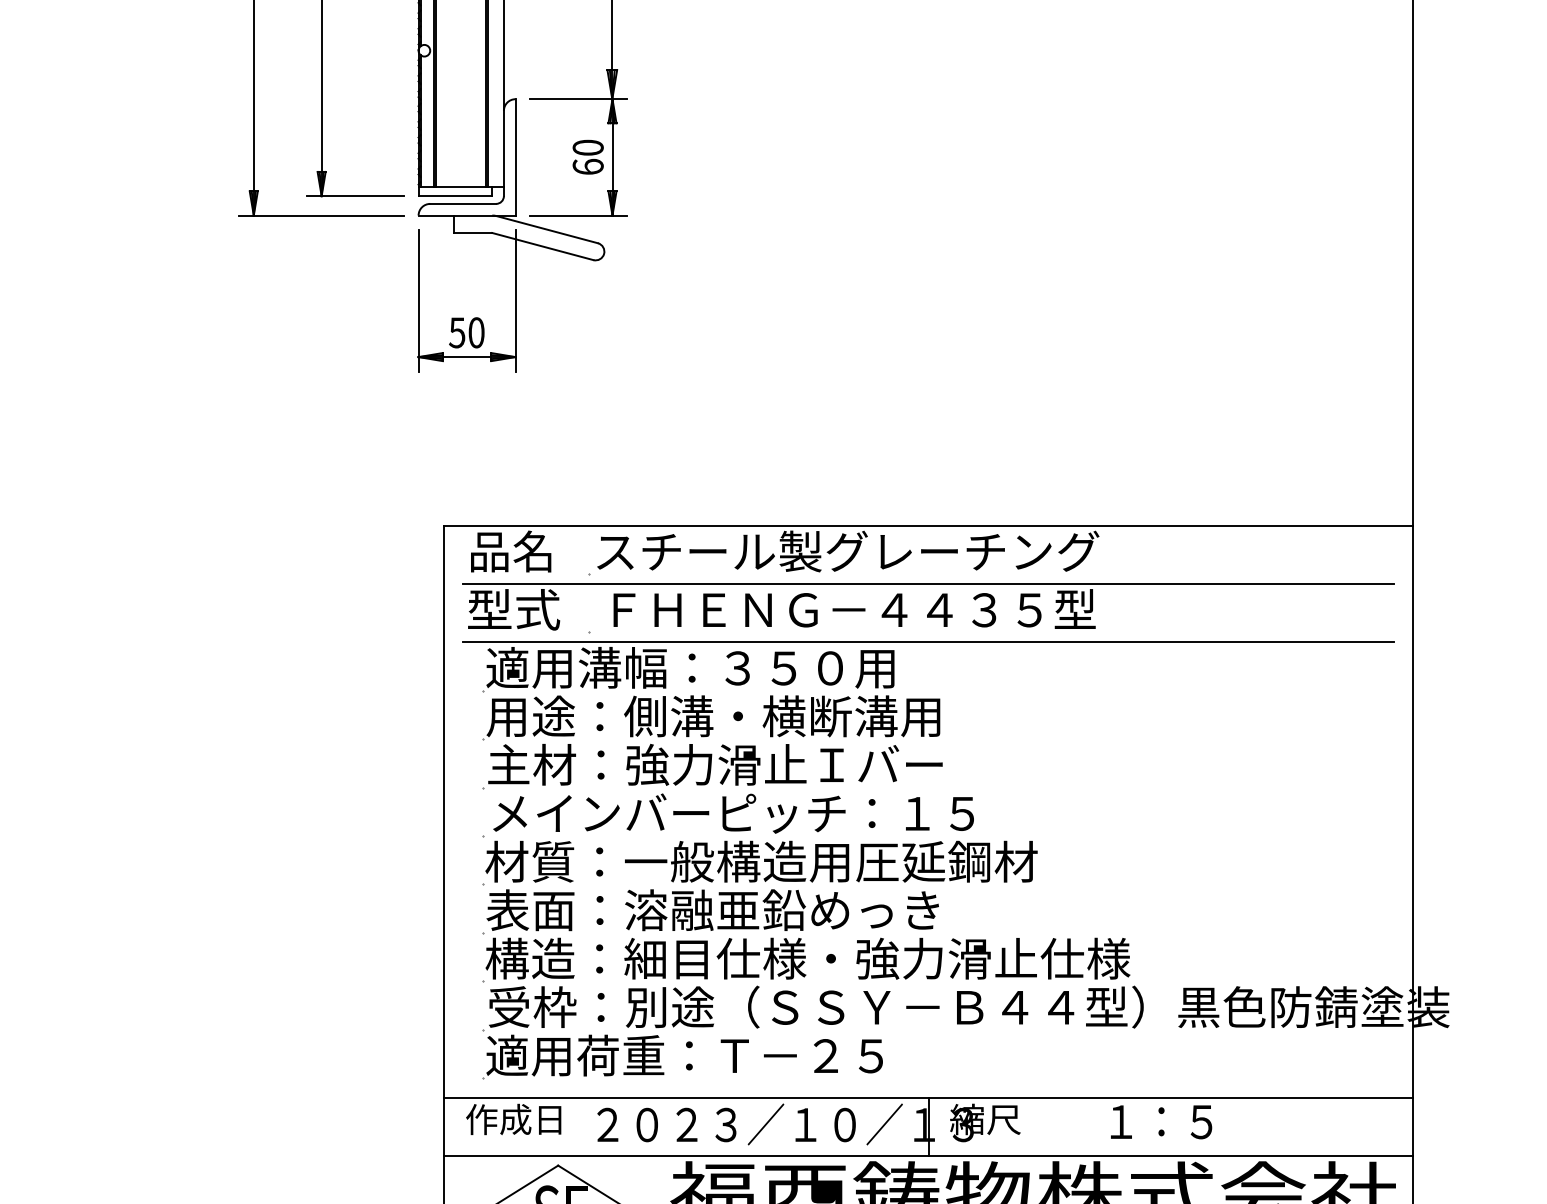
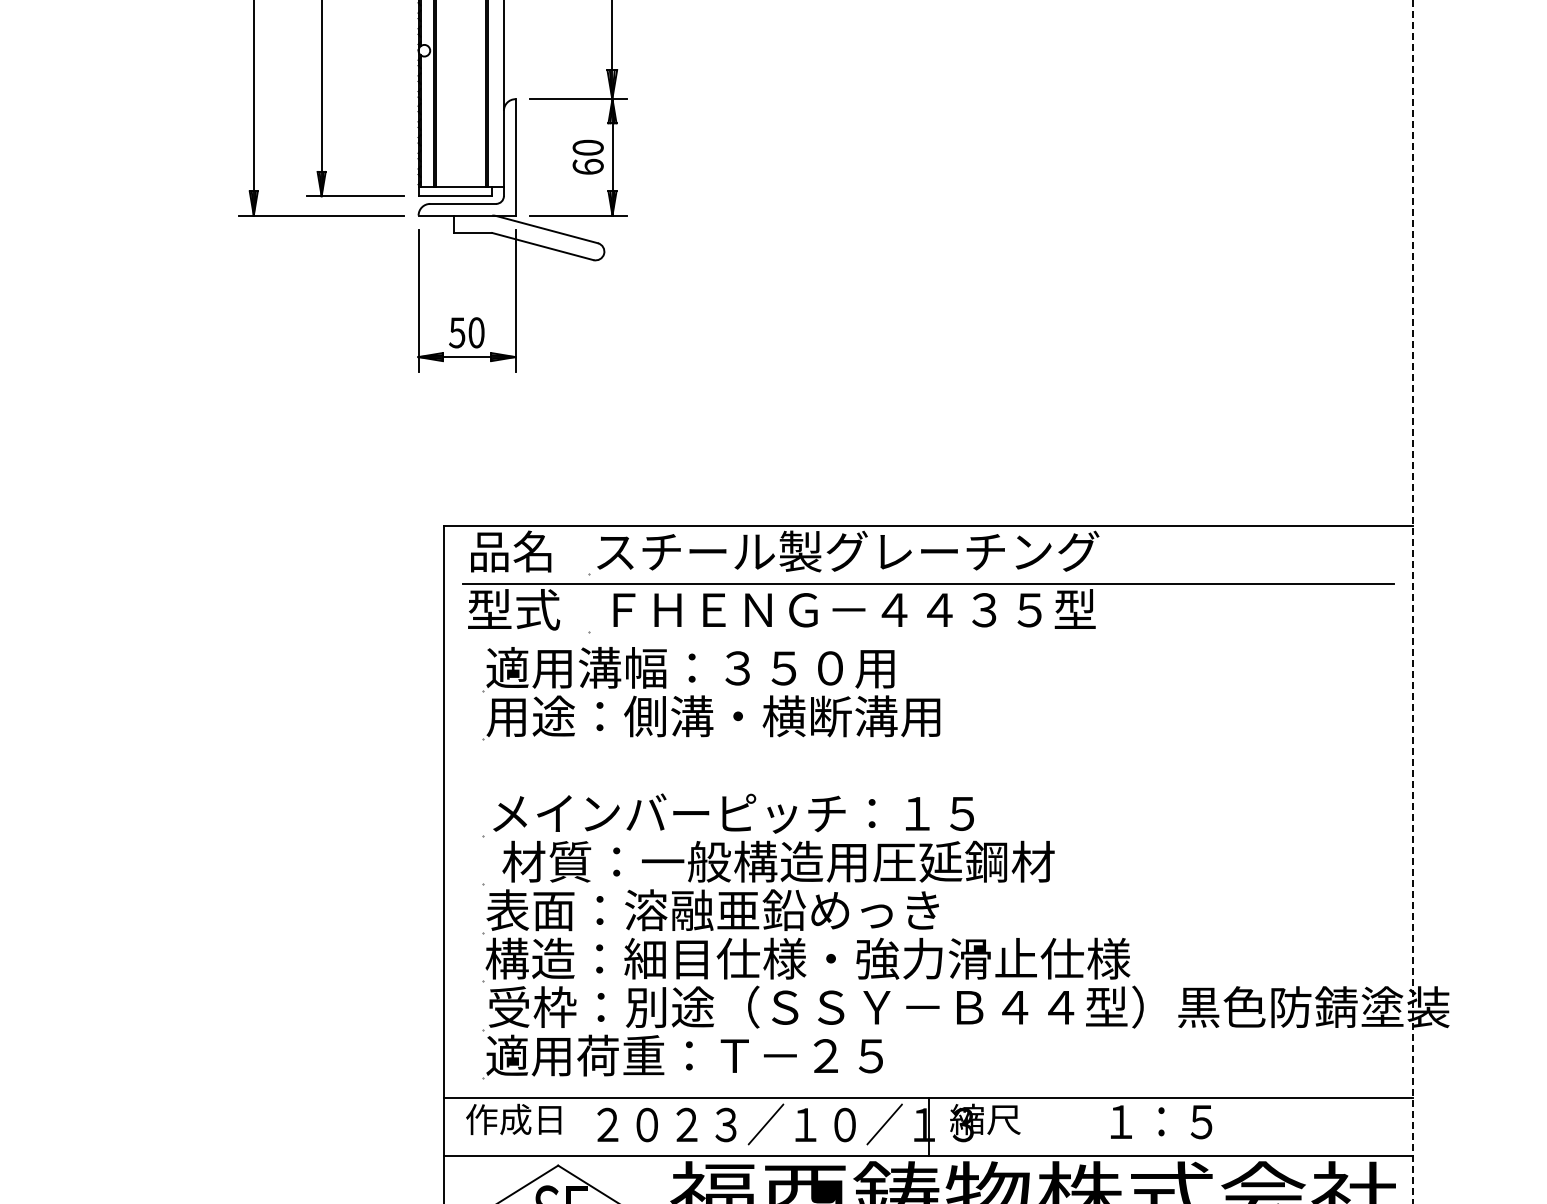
line: solid -> dashed (1413, 601)
line: present -> none (928, 642)
part: present -> none (712, 766)
text position: (761, 861) -> (778, 861) (778, 861)
